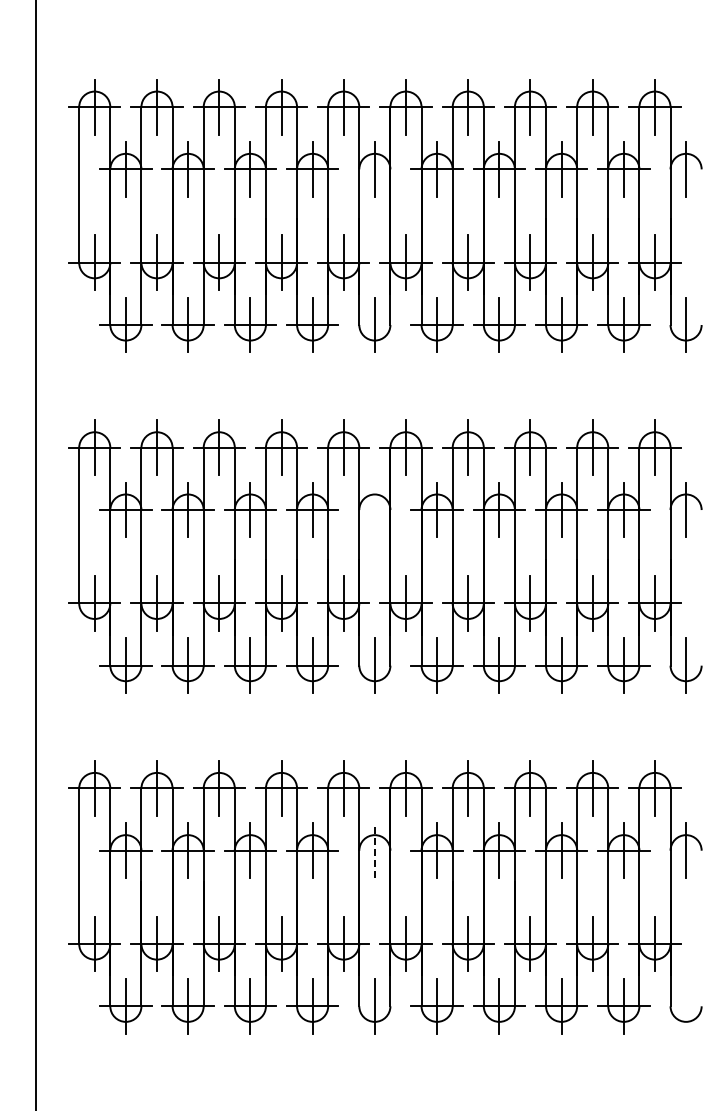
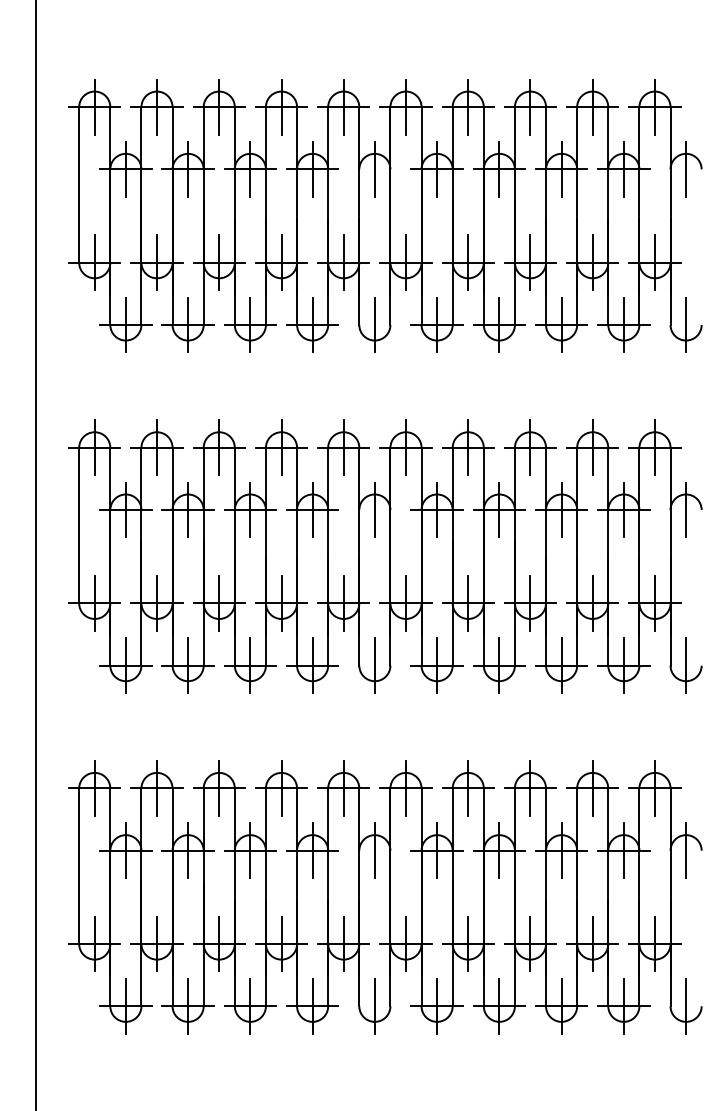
line: none -> present (374, 509)
line: dashed -> solid (374, 850)
line: none -> present (686, 1005)
